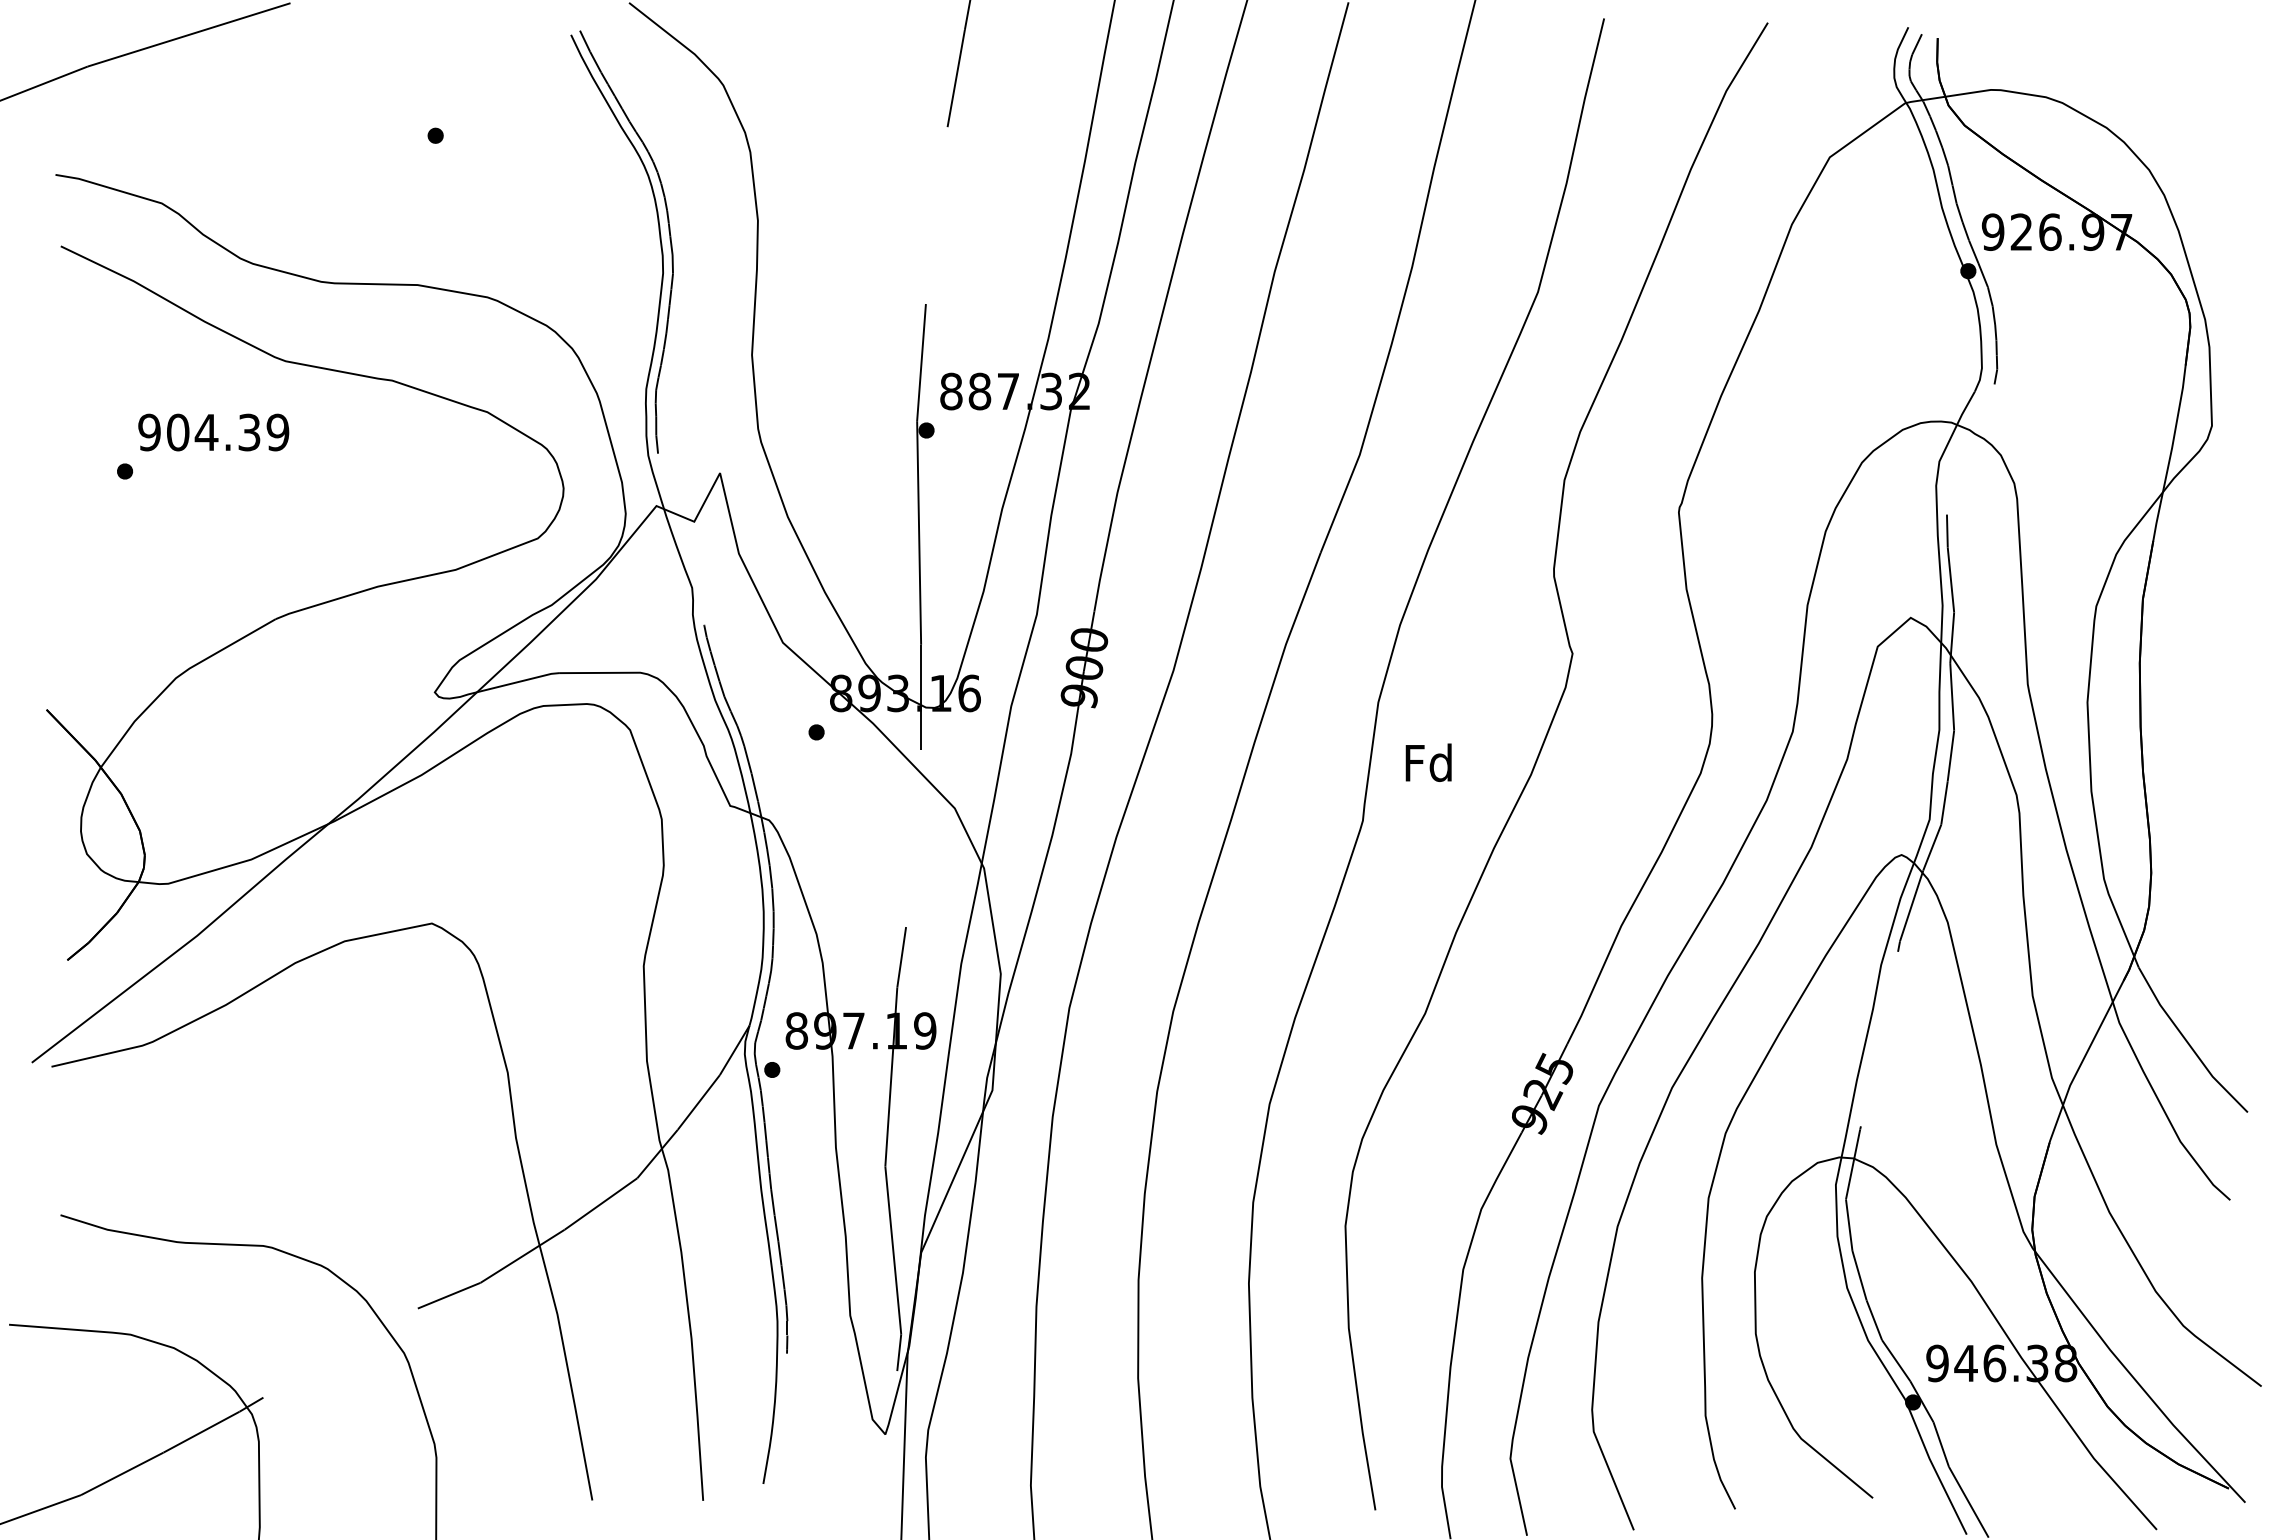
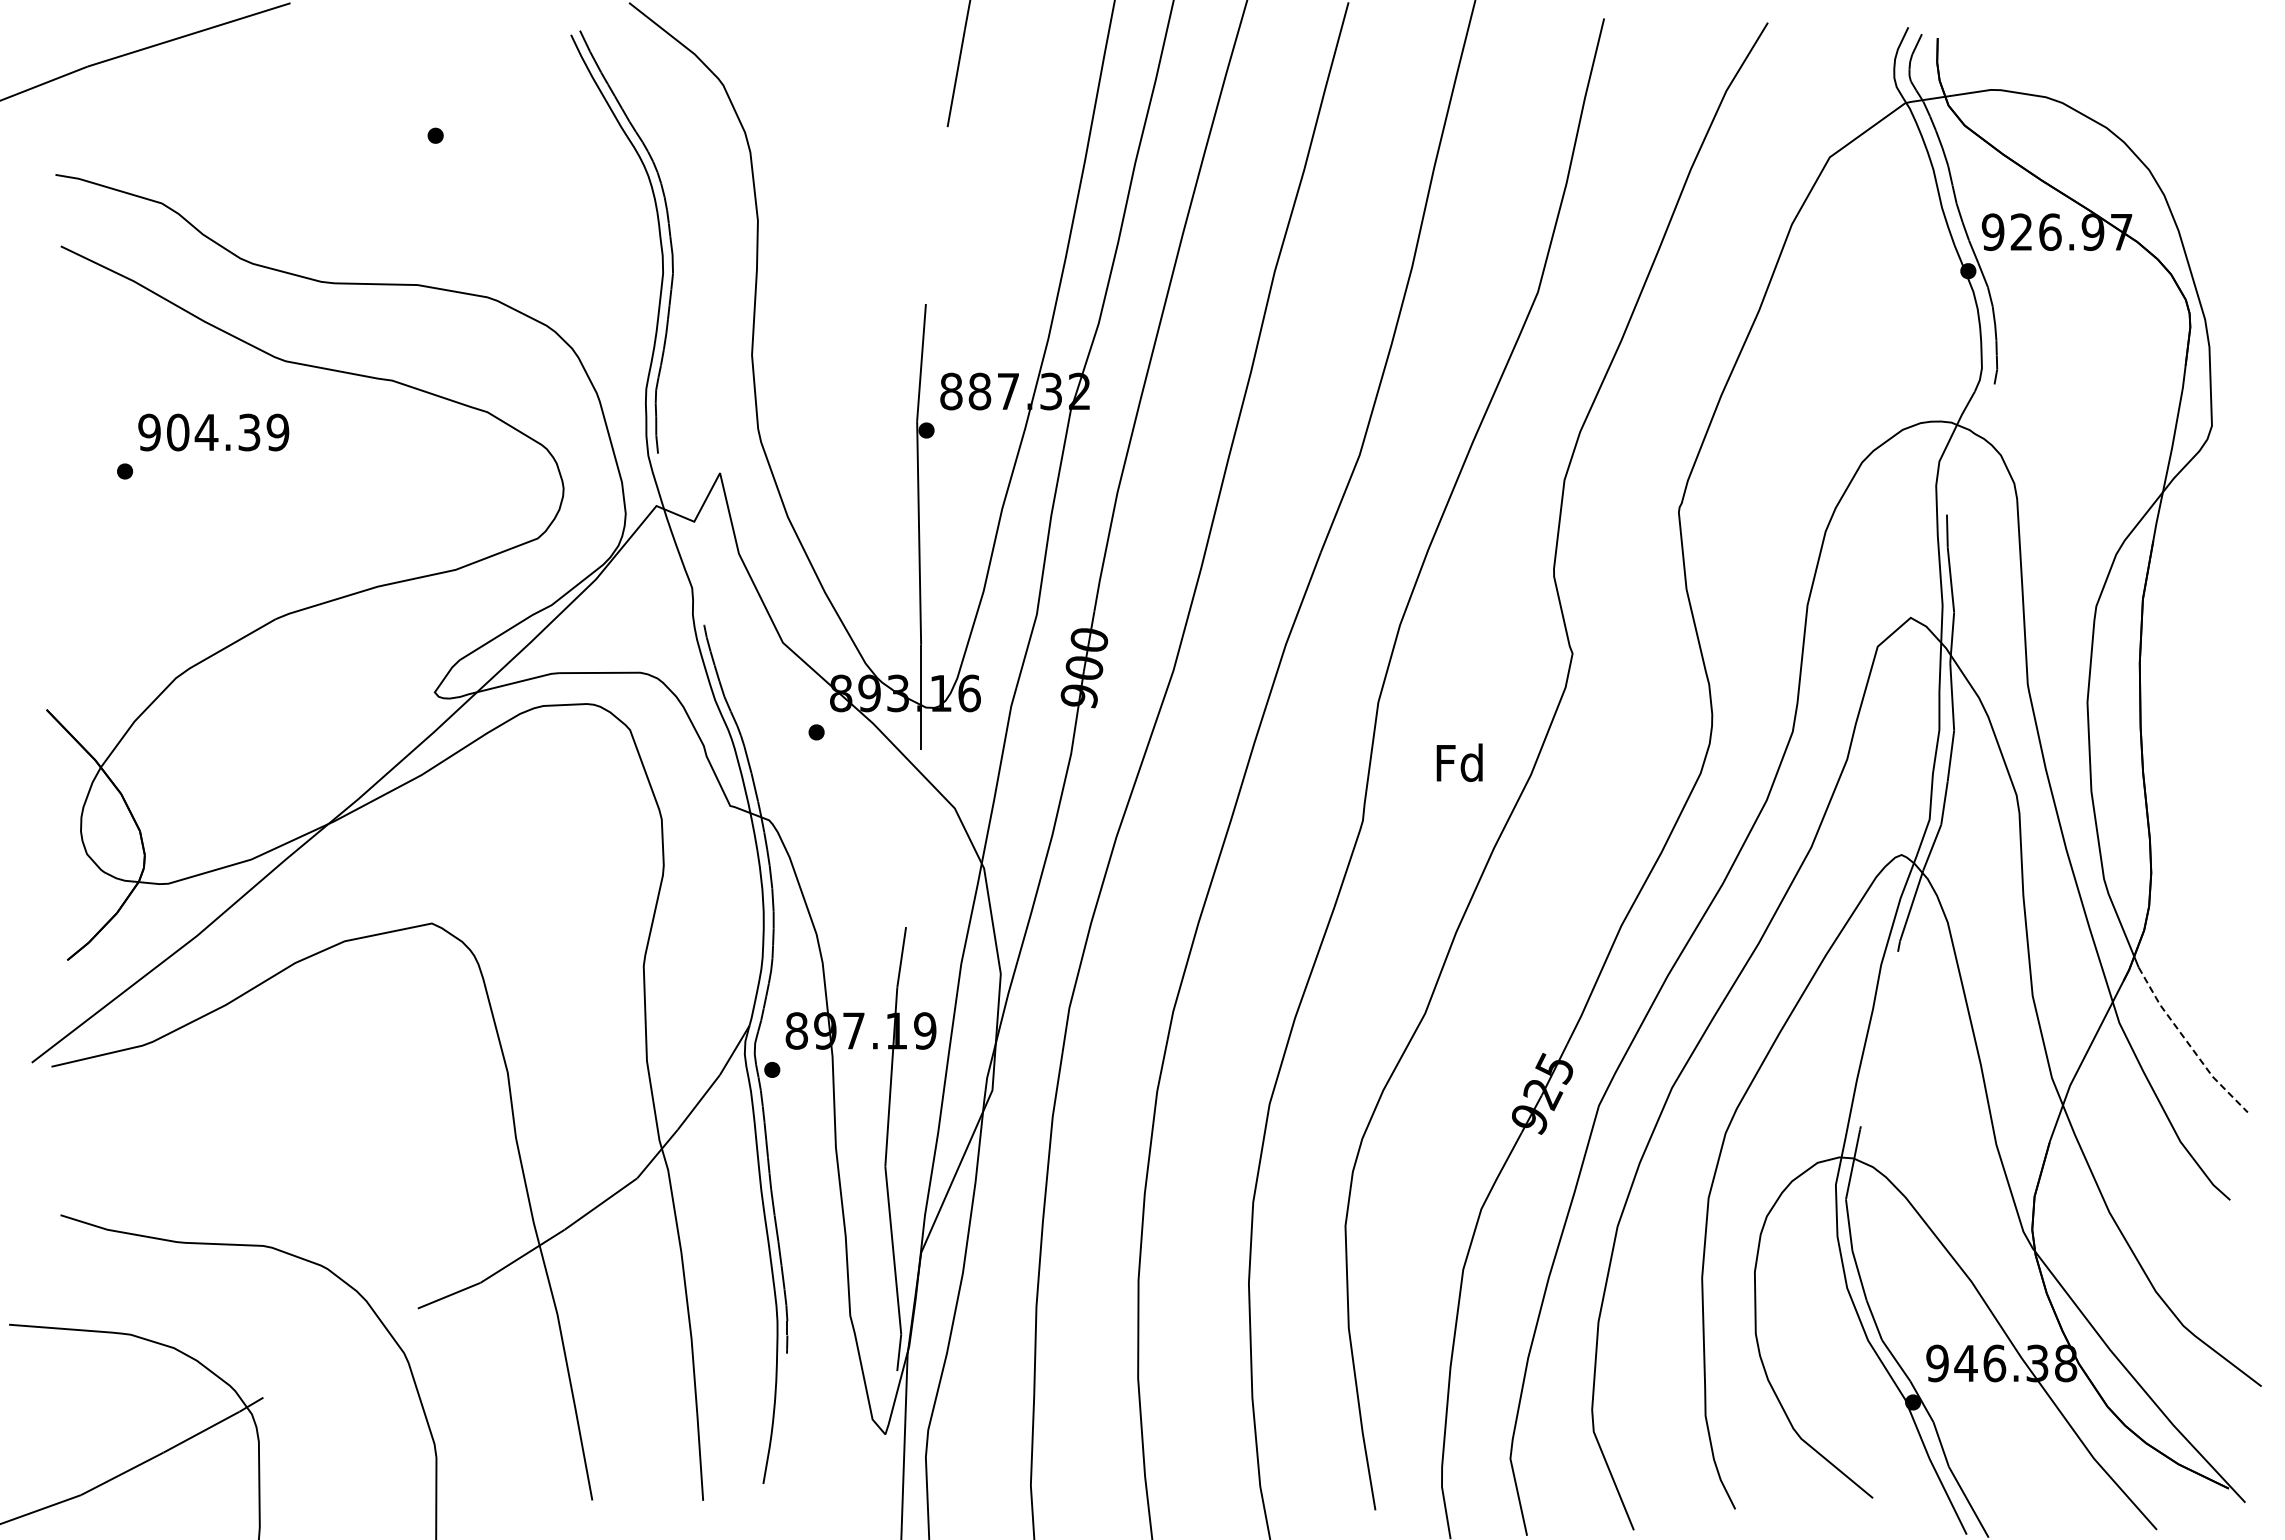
text position: (1428, 762) -> (1459, 762) (1459, 762)
line: solid -> dashed (2188, 1043)
